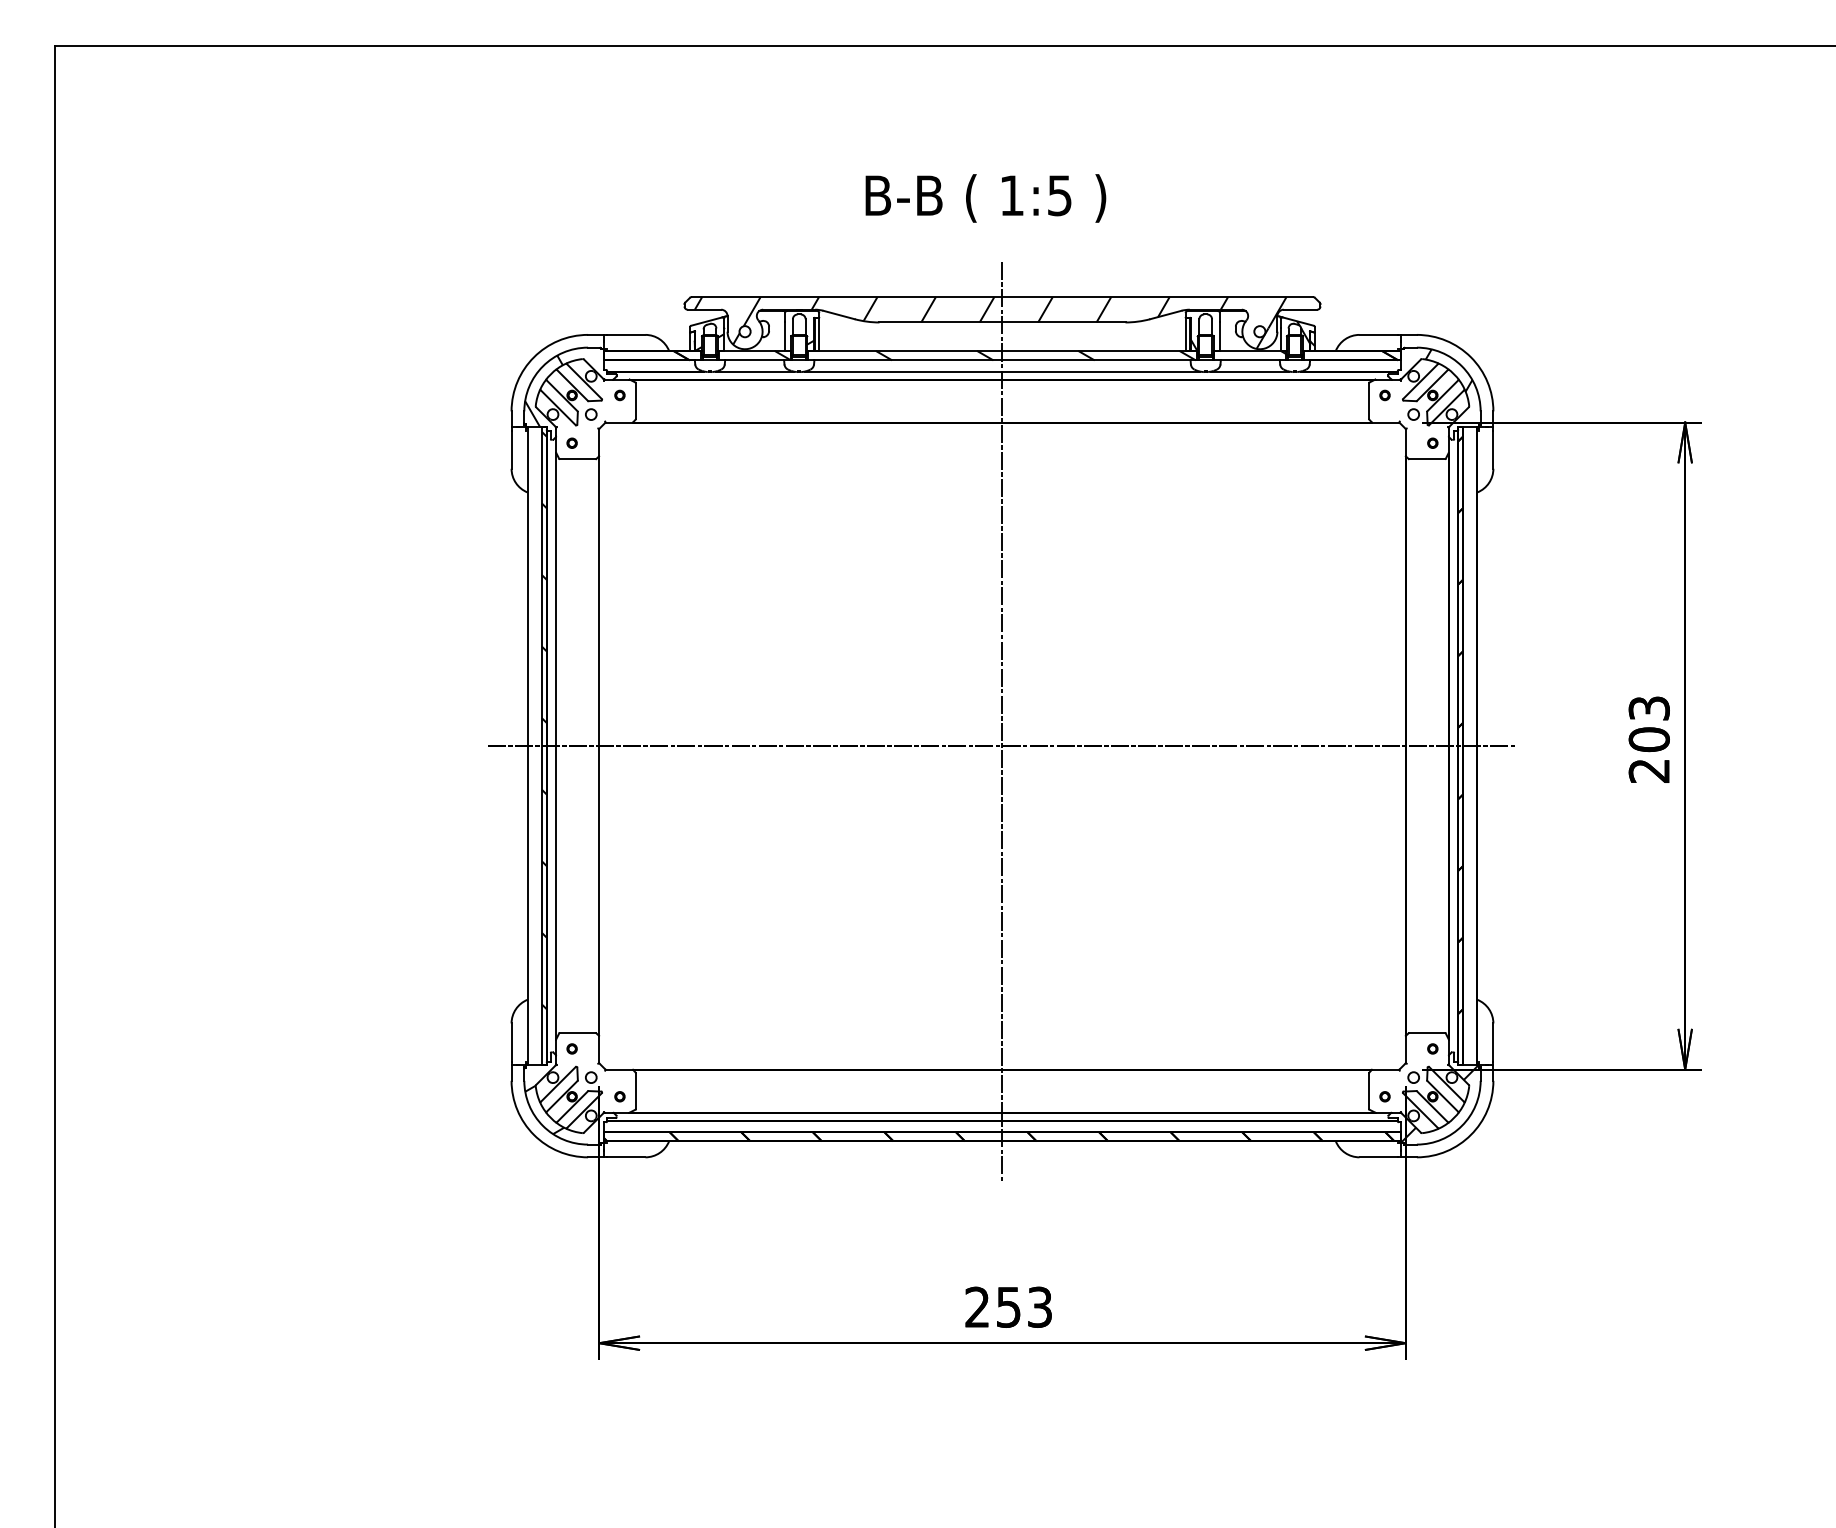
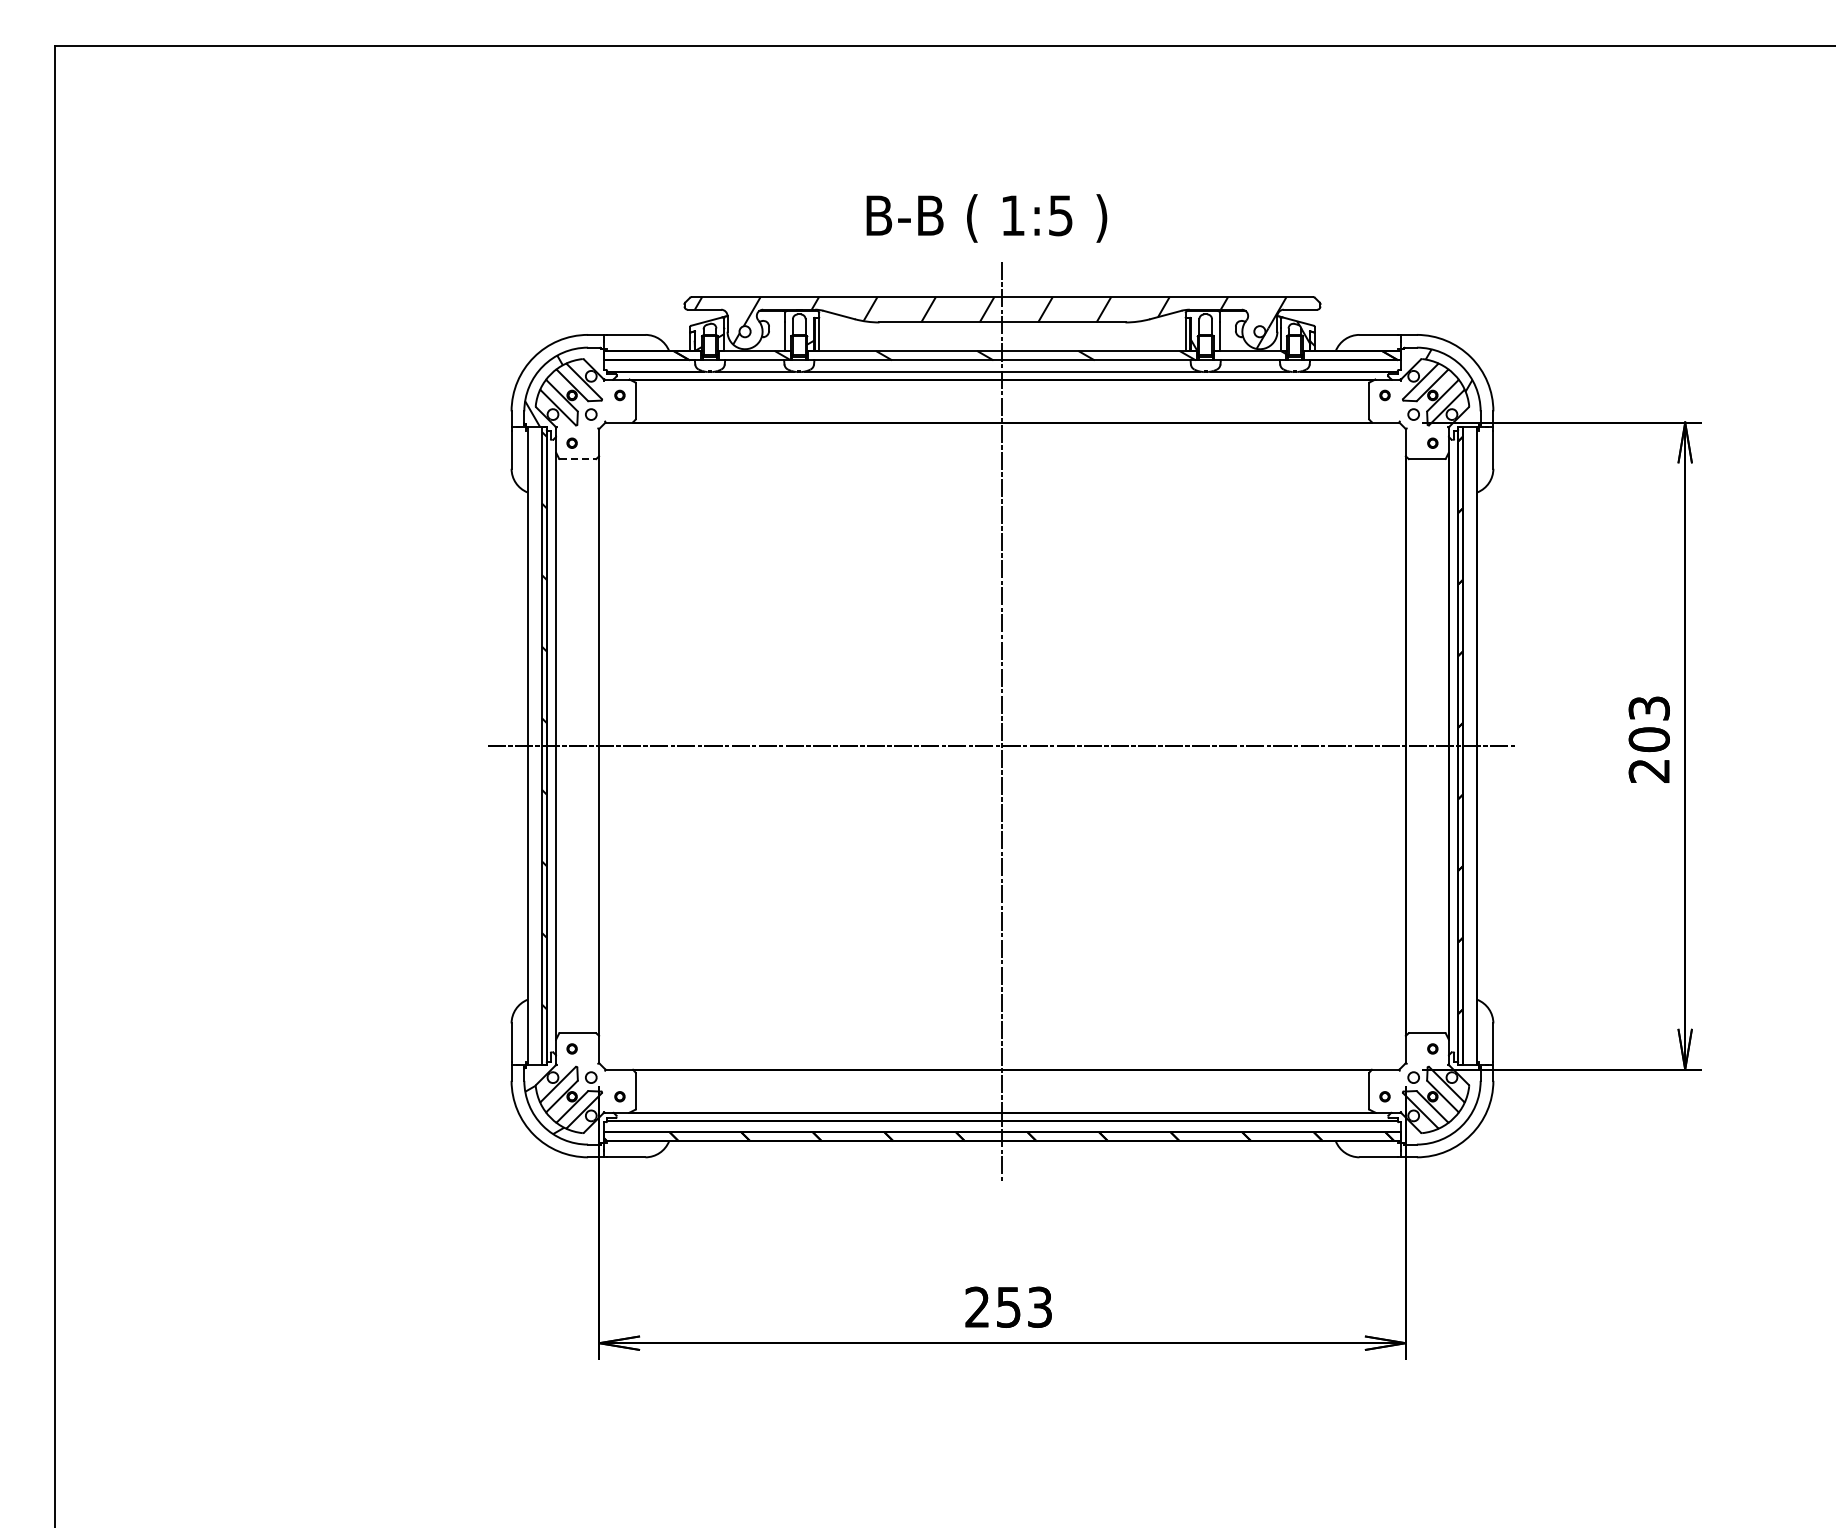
text position: (985, 198) -> (986, 218) (986, 218)
line: solid -> dashed (577, 459)
hatch: present -> none (1439, 1103)
